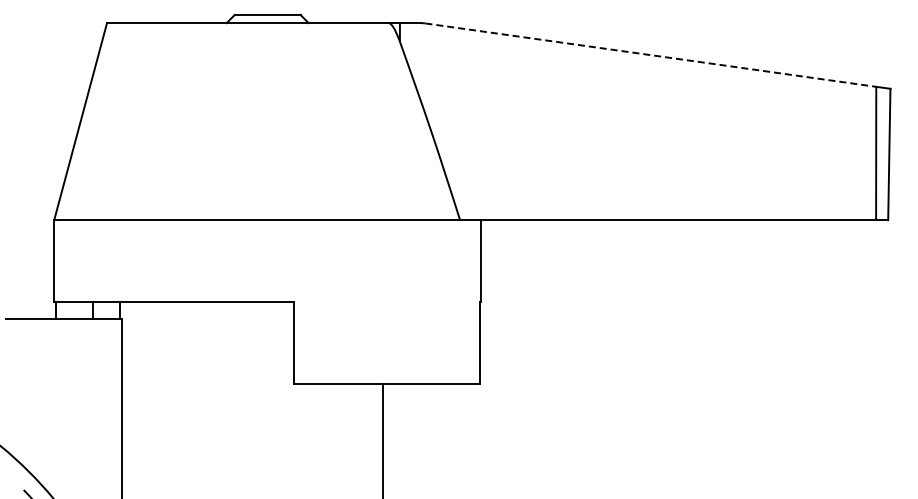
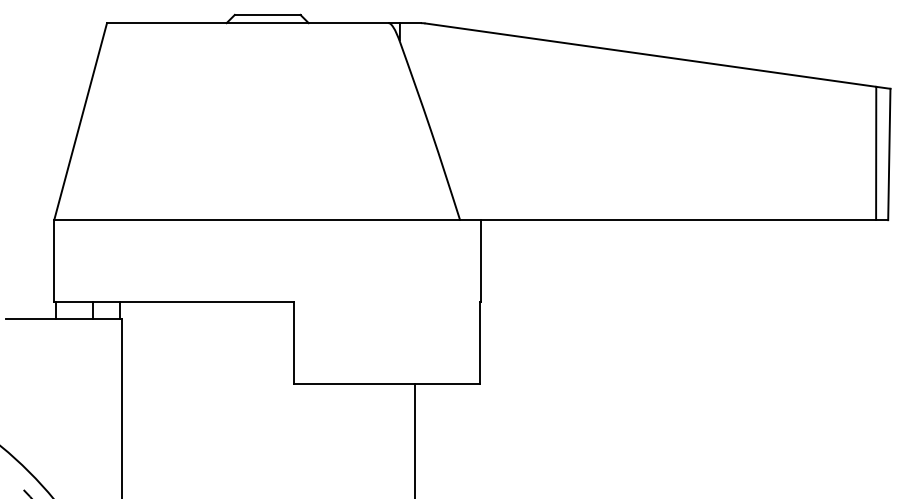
line: dashed -> solid (650, 55)
line position: (383, 439) -> (415, 439) (415, 439)
